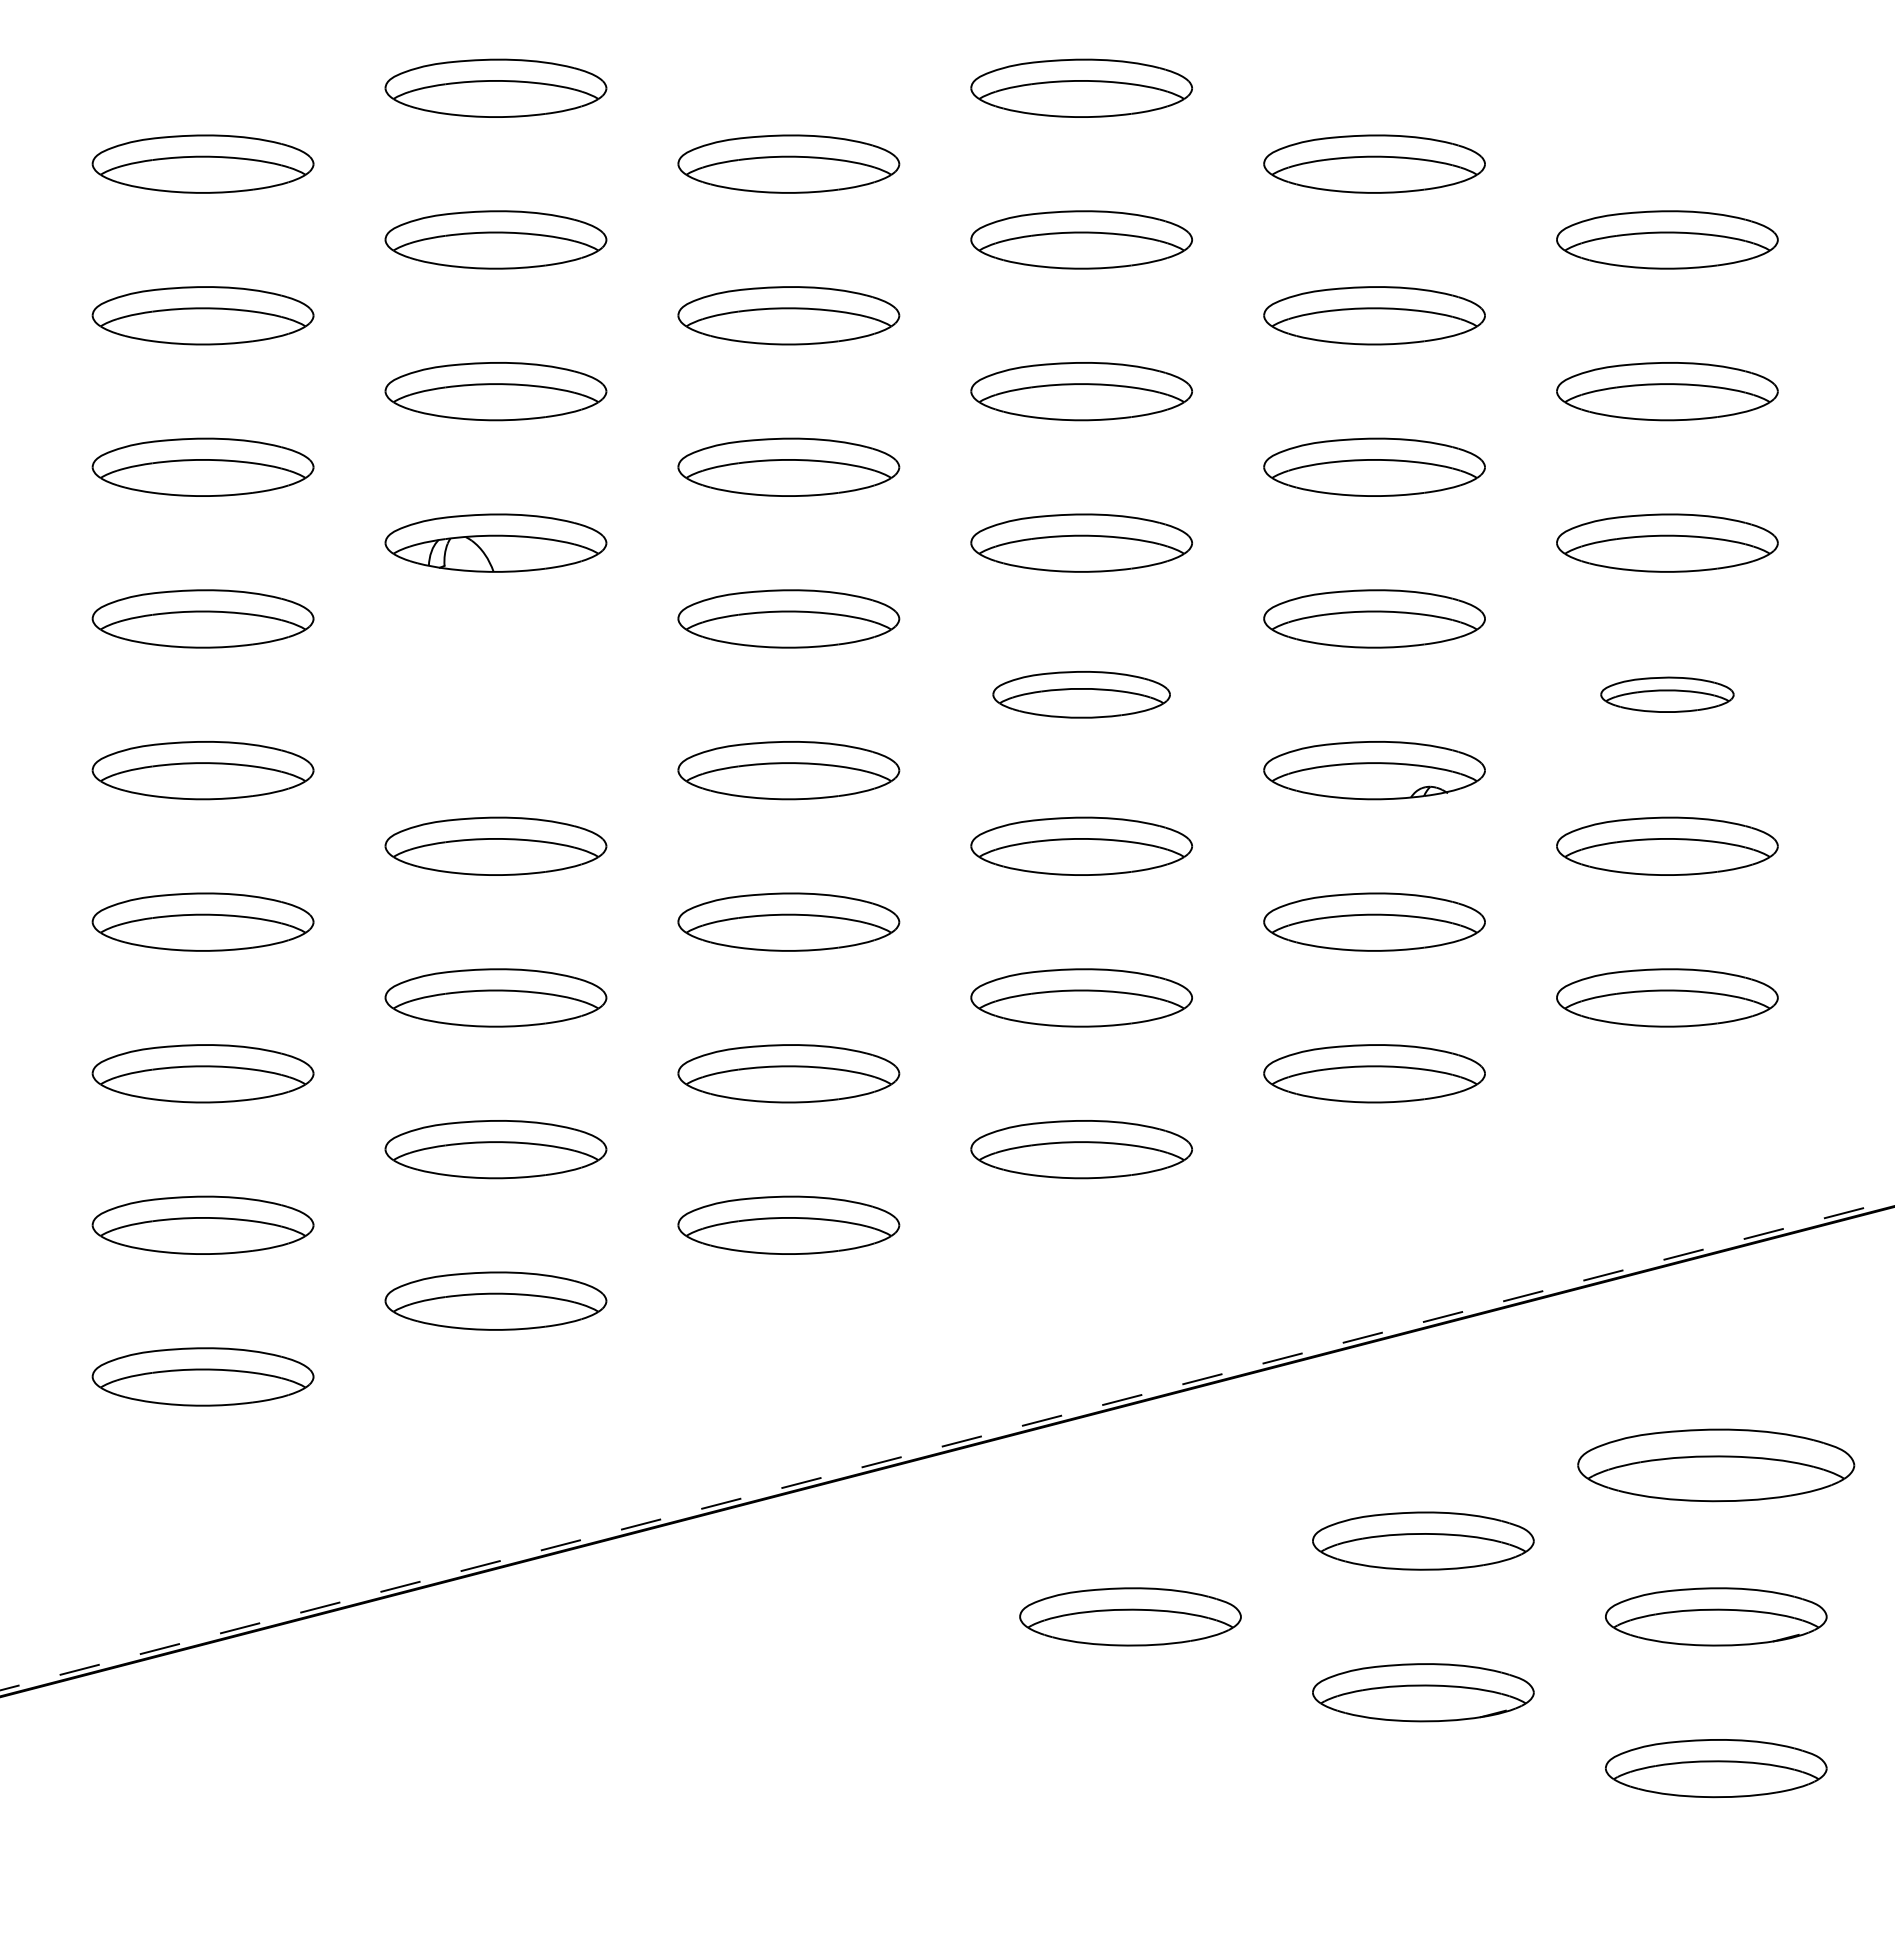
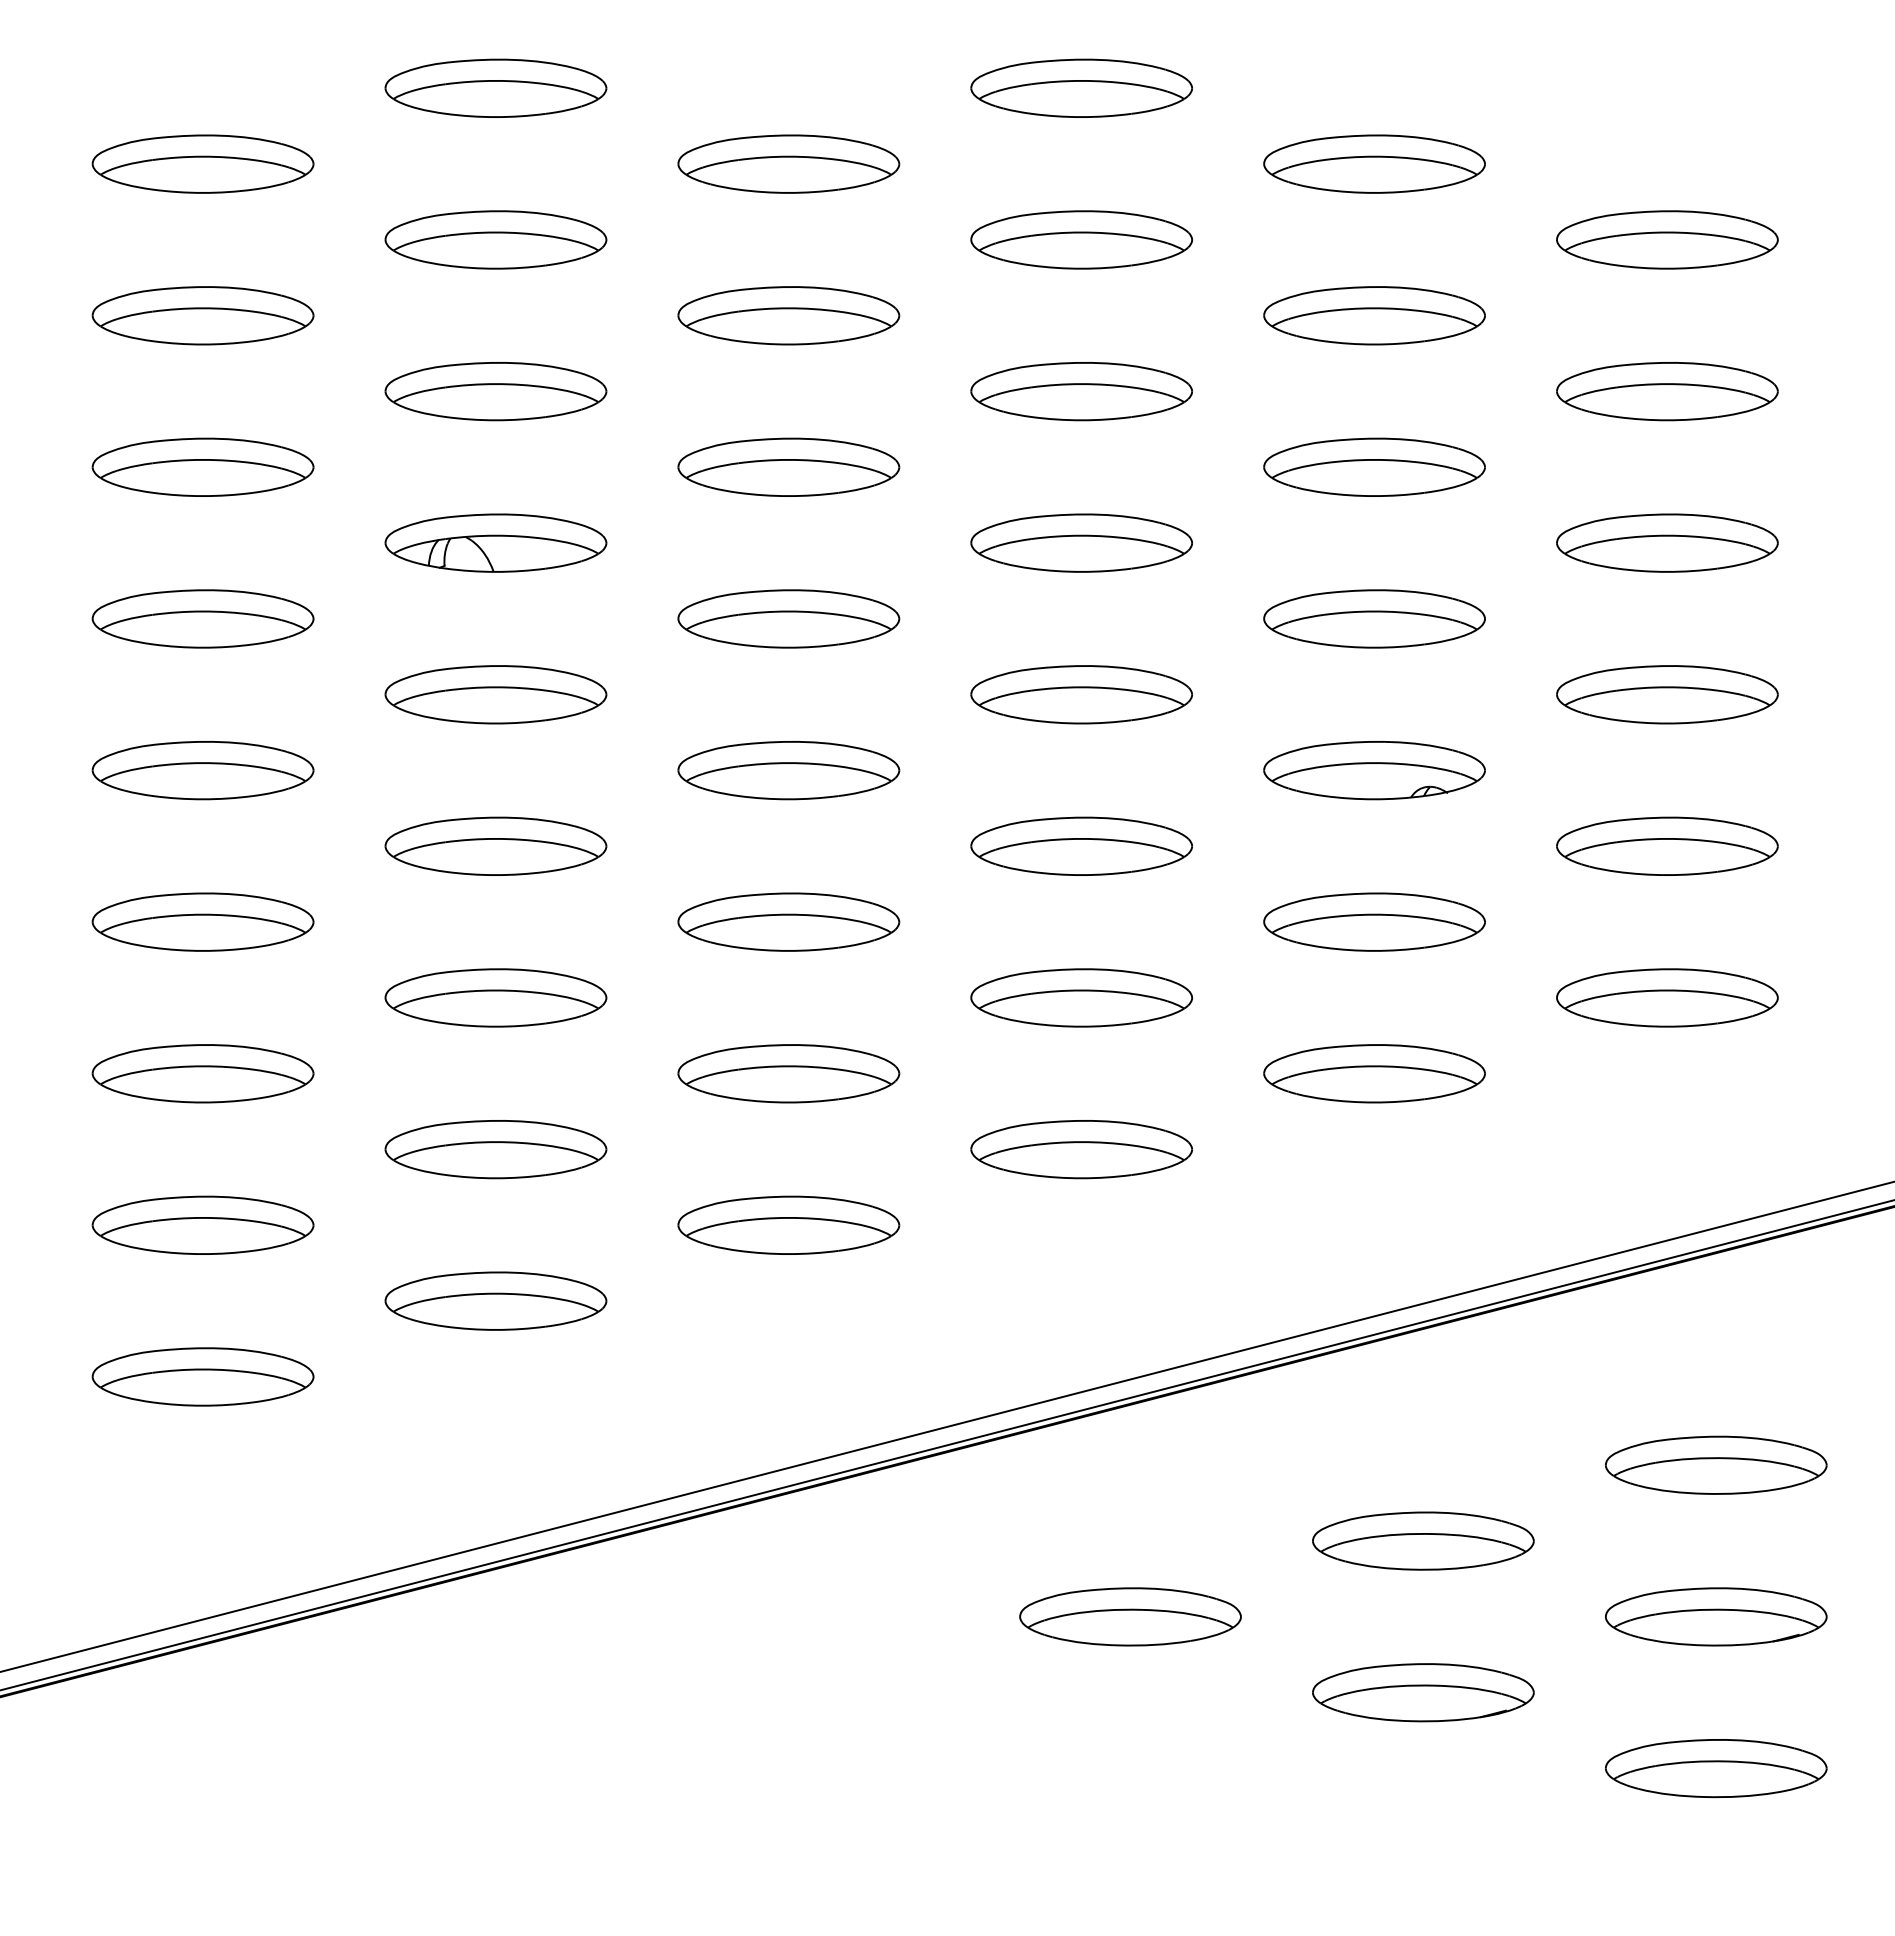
part: none -> present (495, 694)
part size: 179x48 px -> 223x60 px (1081, 694)
part size: 135x37 px -> 223x60 px (1667, 694)
line: none -> present (946, 1426)
line: dashed -> solid (947, 1445)
part size: 279x75 px -> 223x60 px (1716, 1464)
